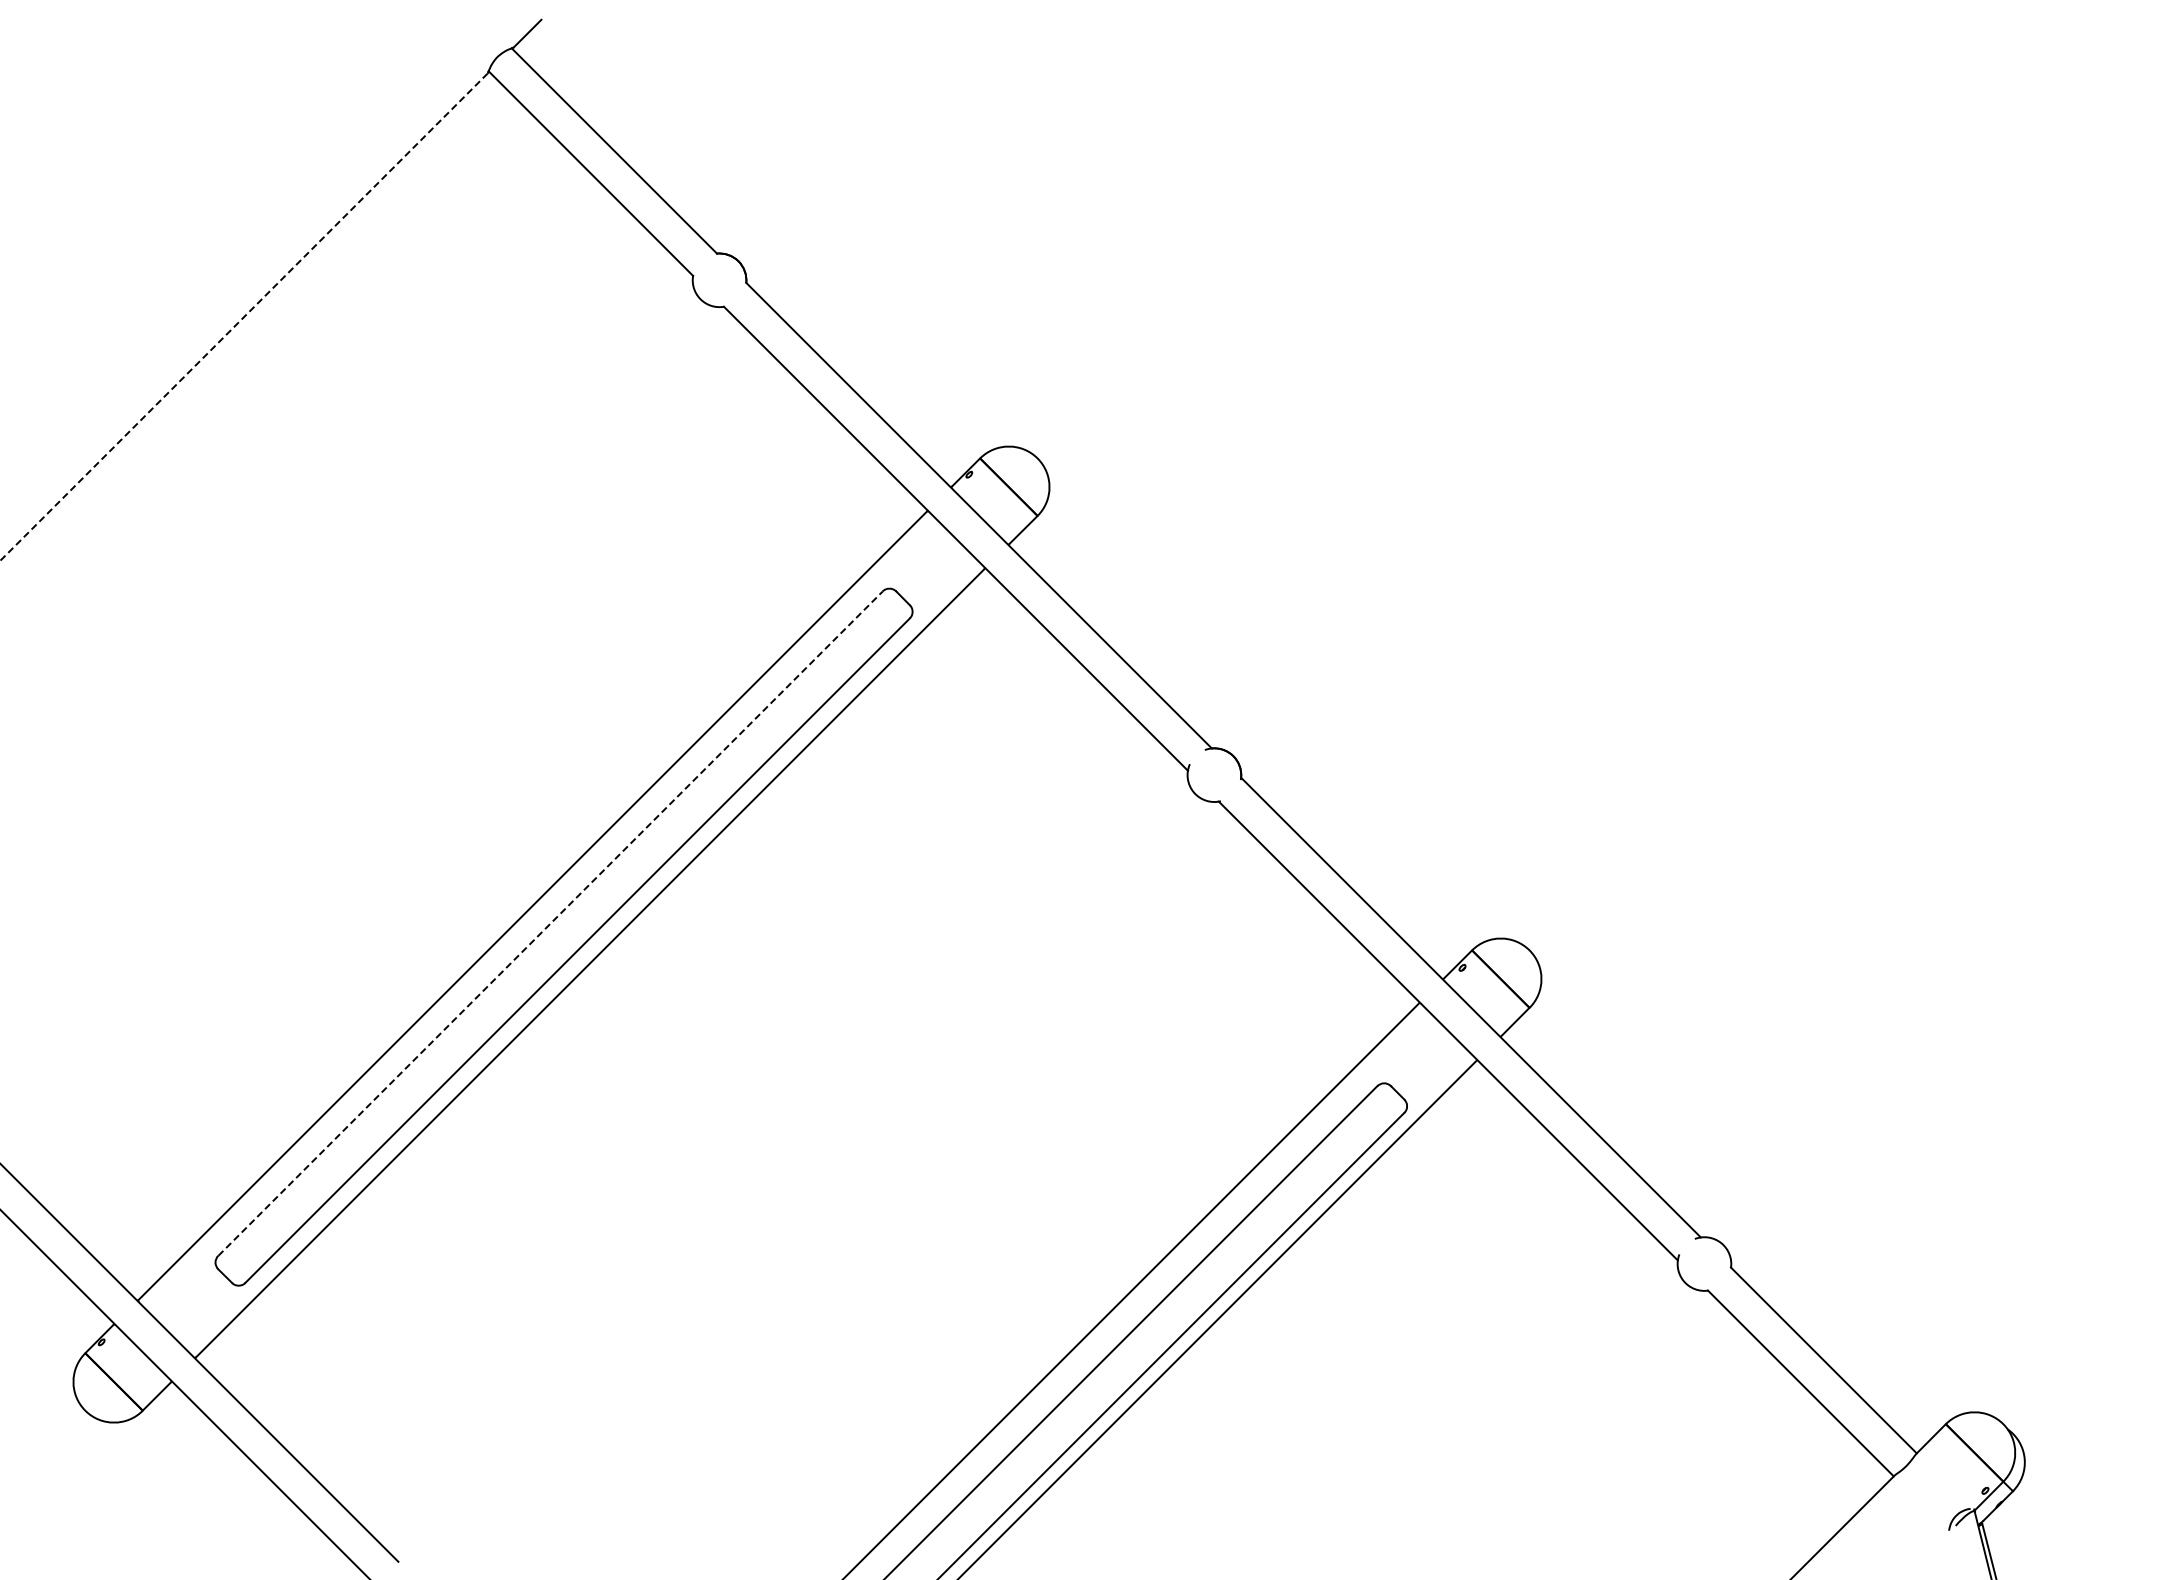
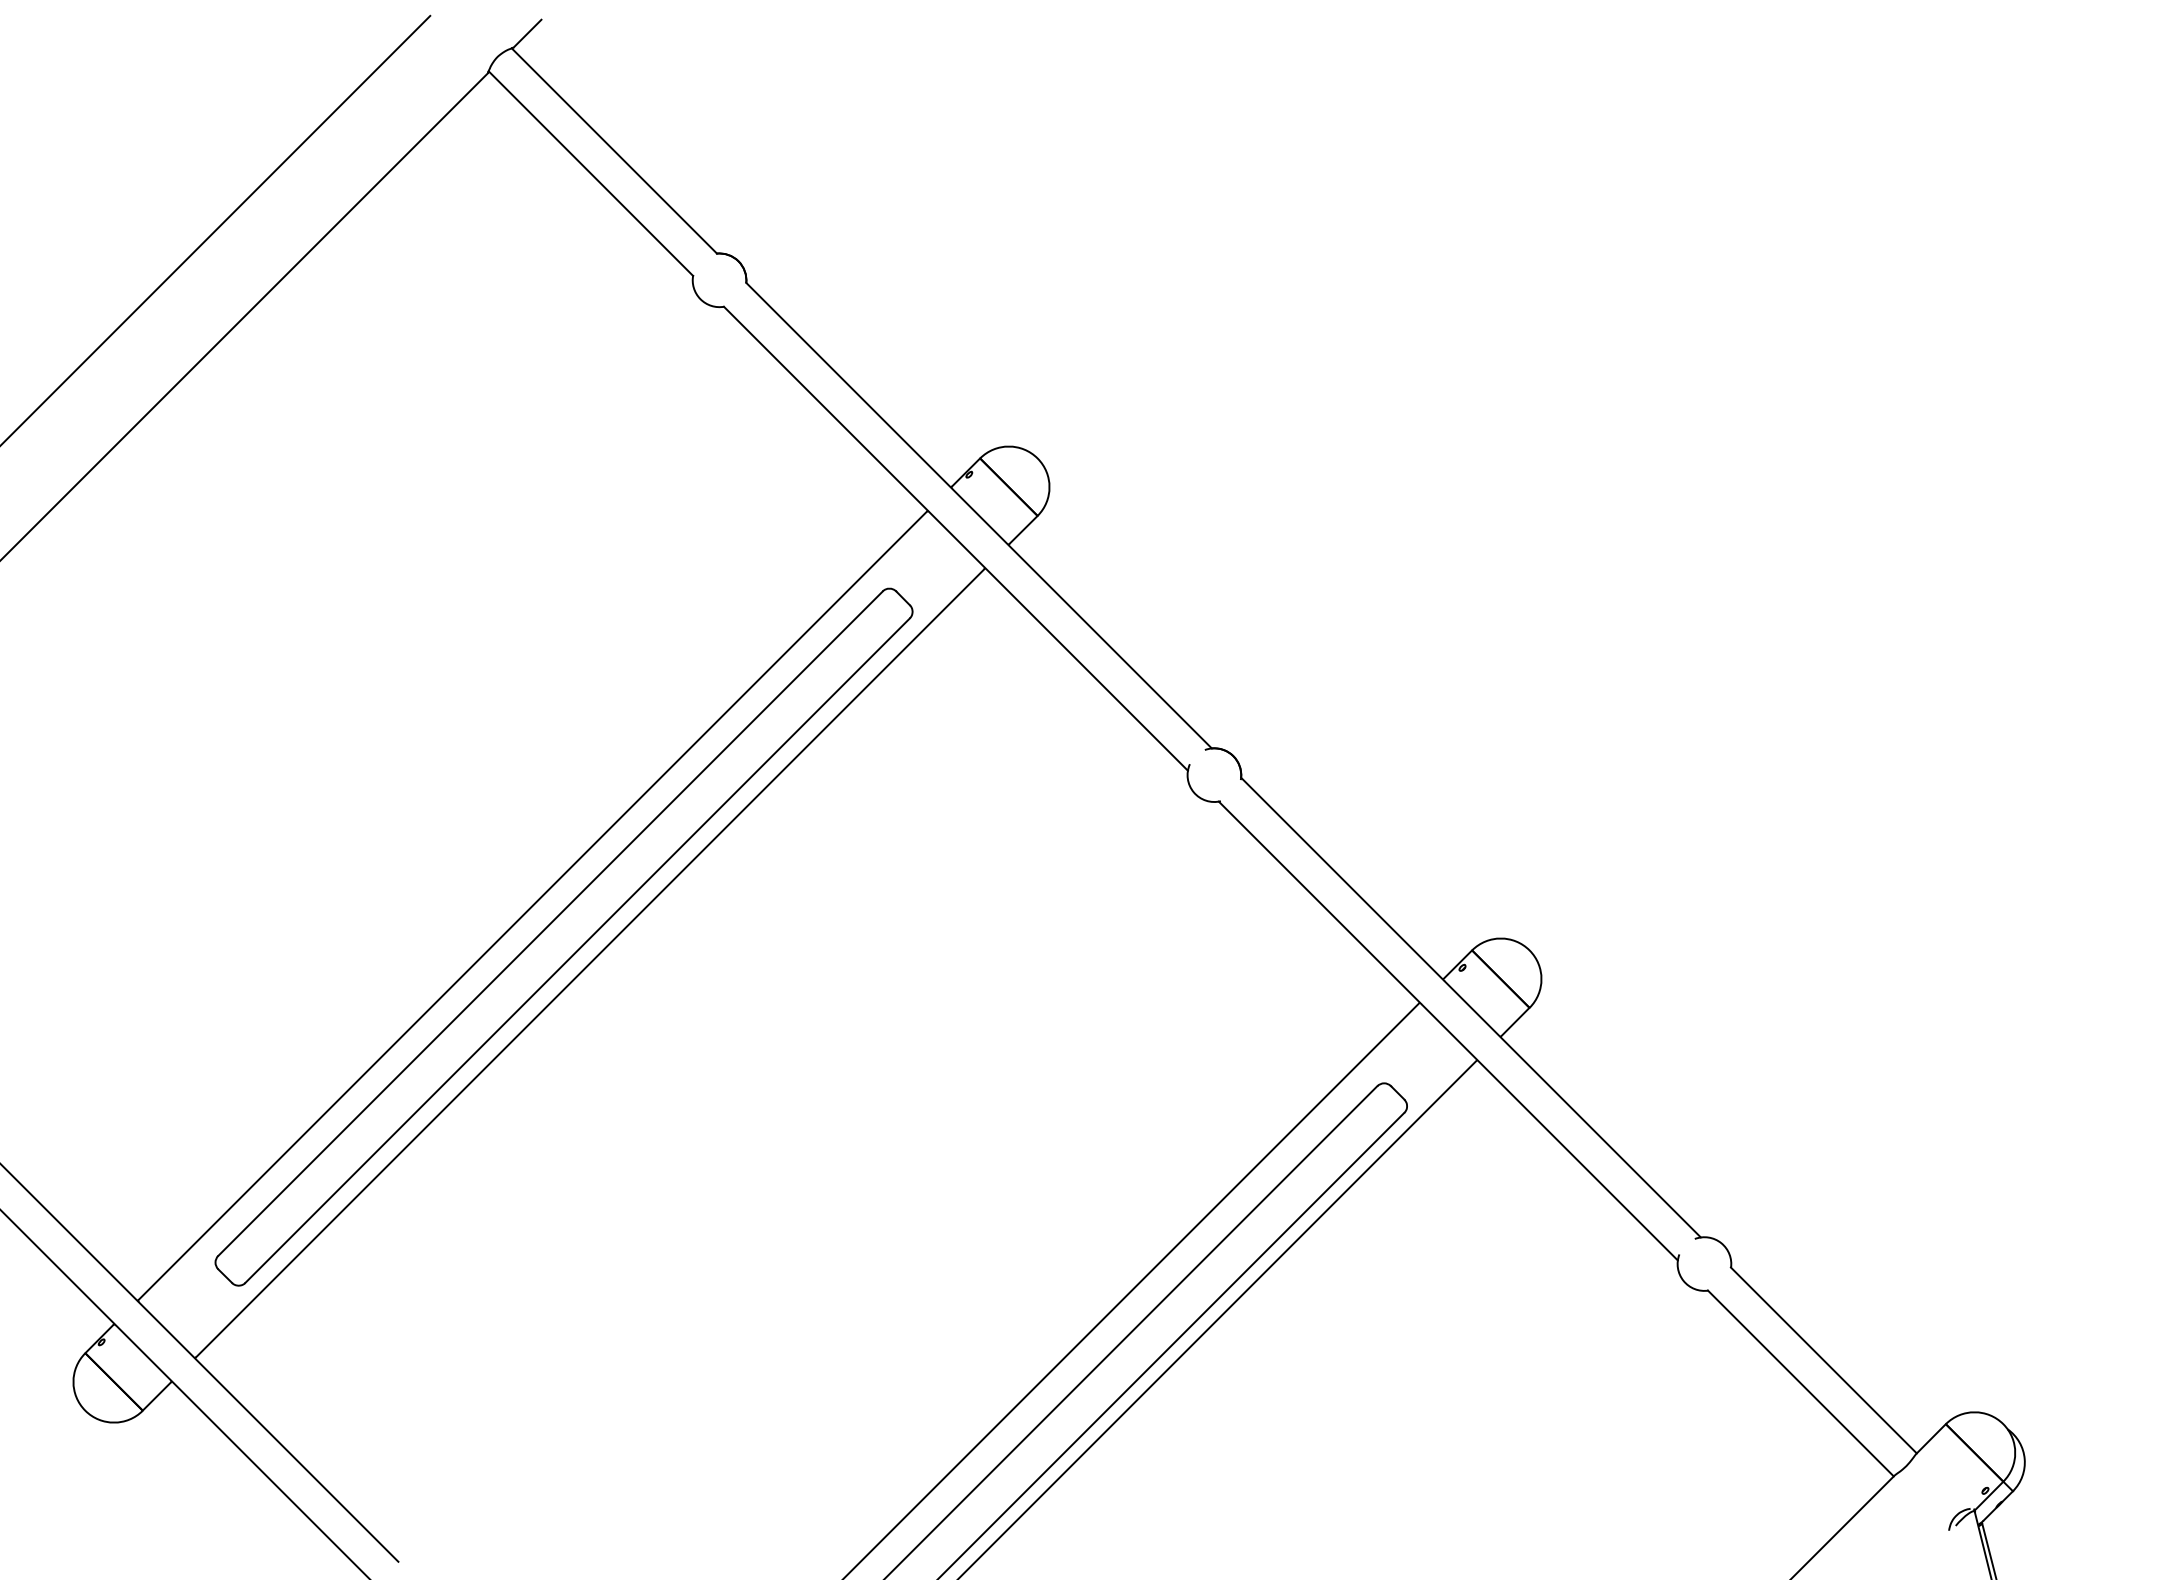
line: none -> present (216, 229)
line: dashed -> solid (243, 317)
line: dashed -> solid (550, 923)
